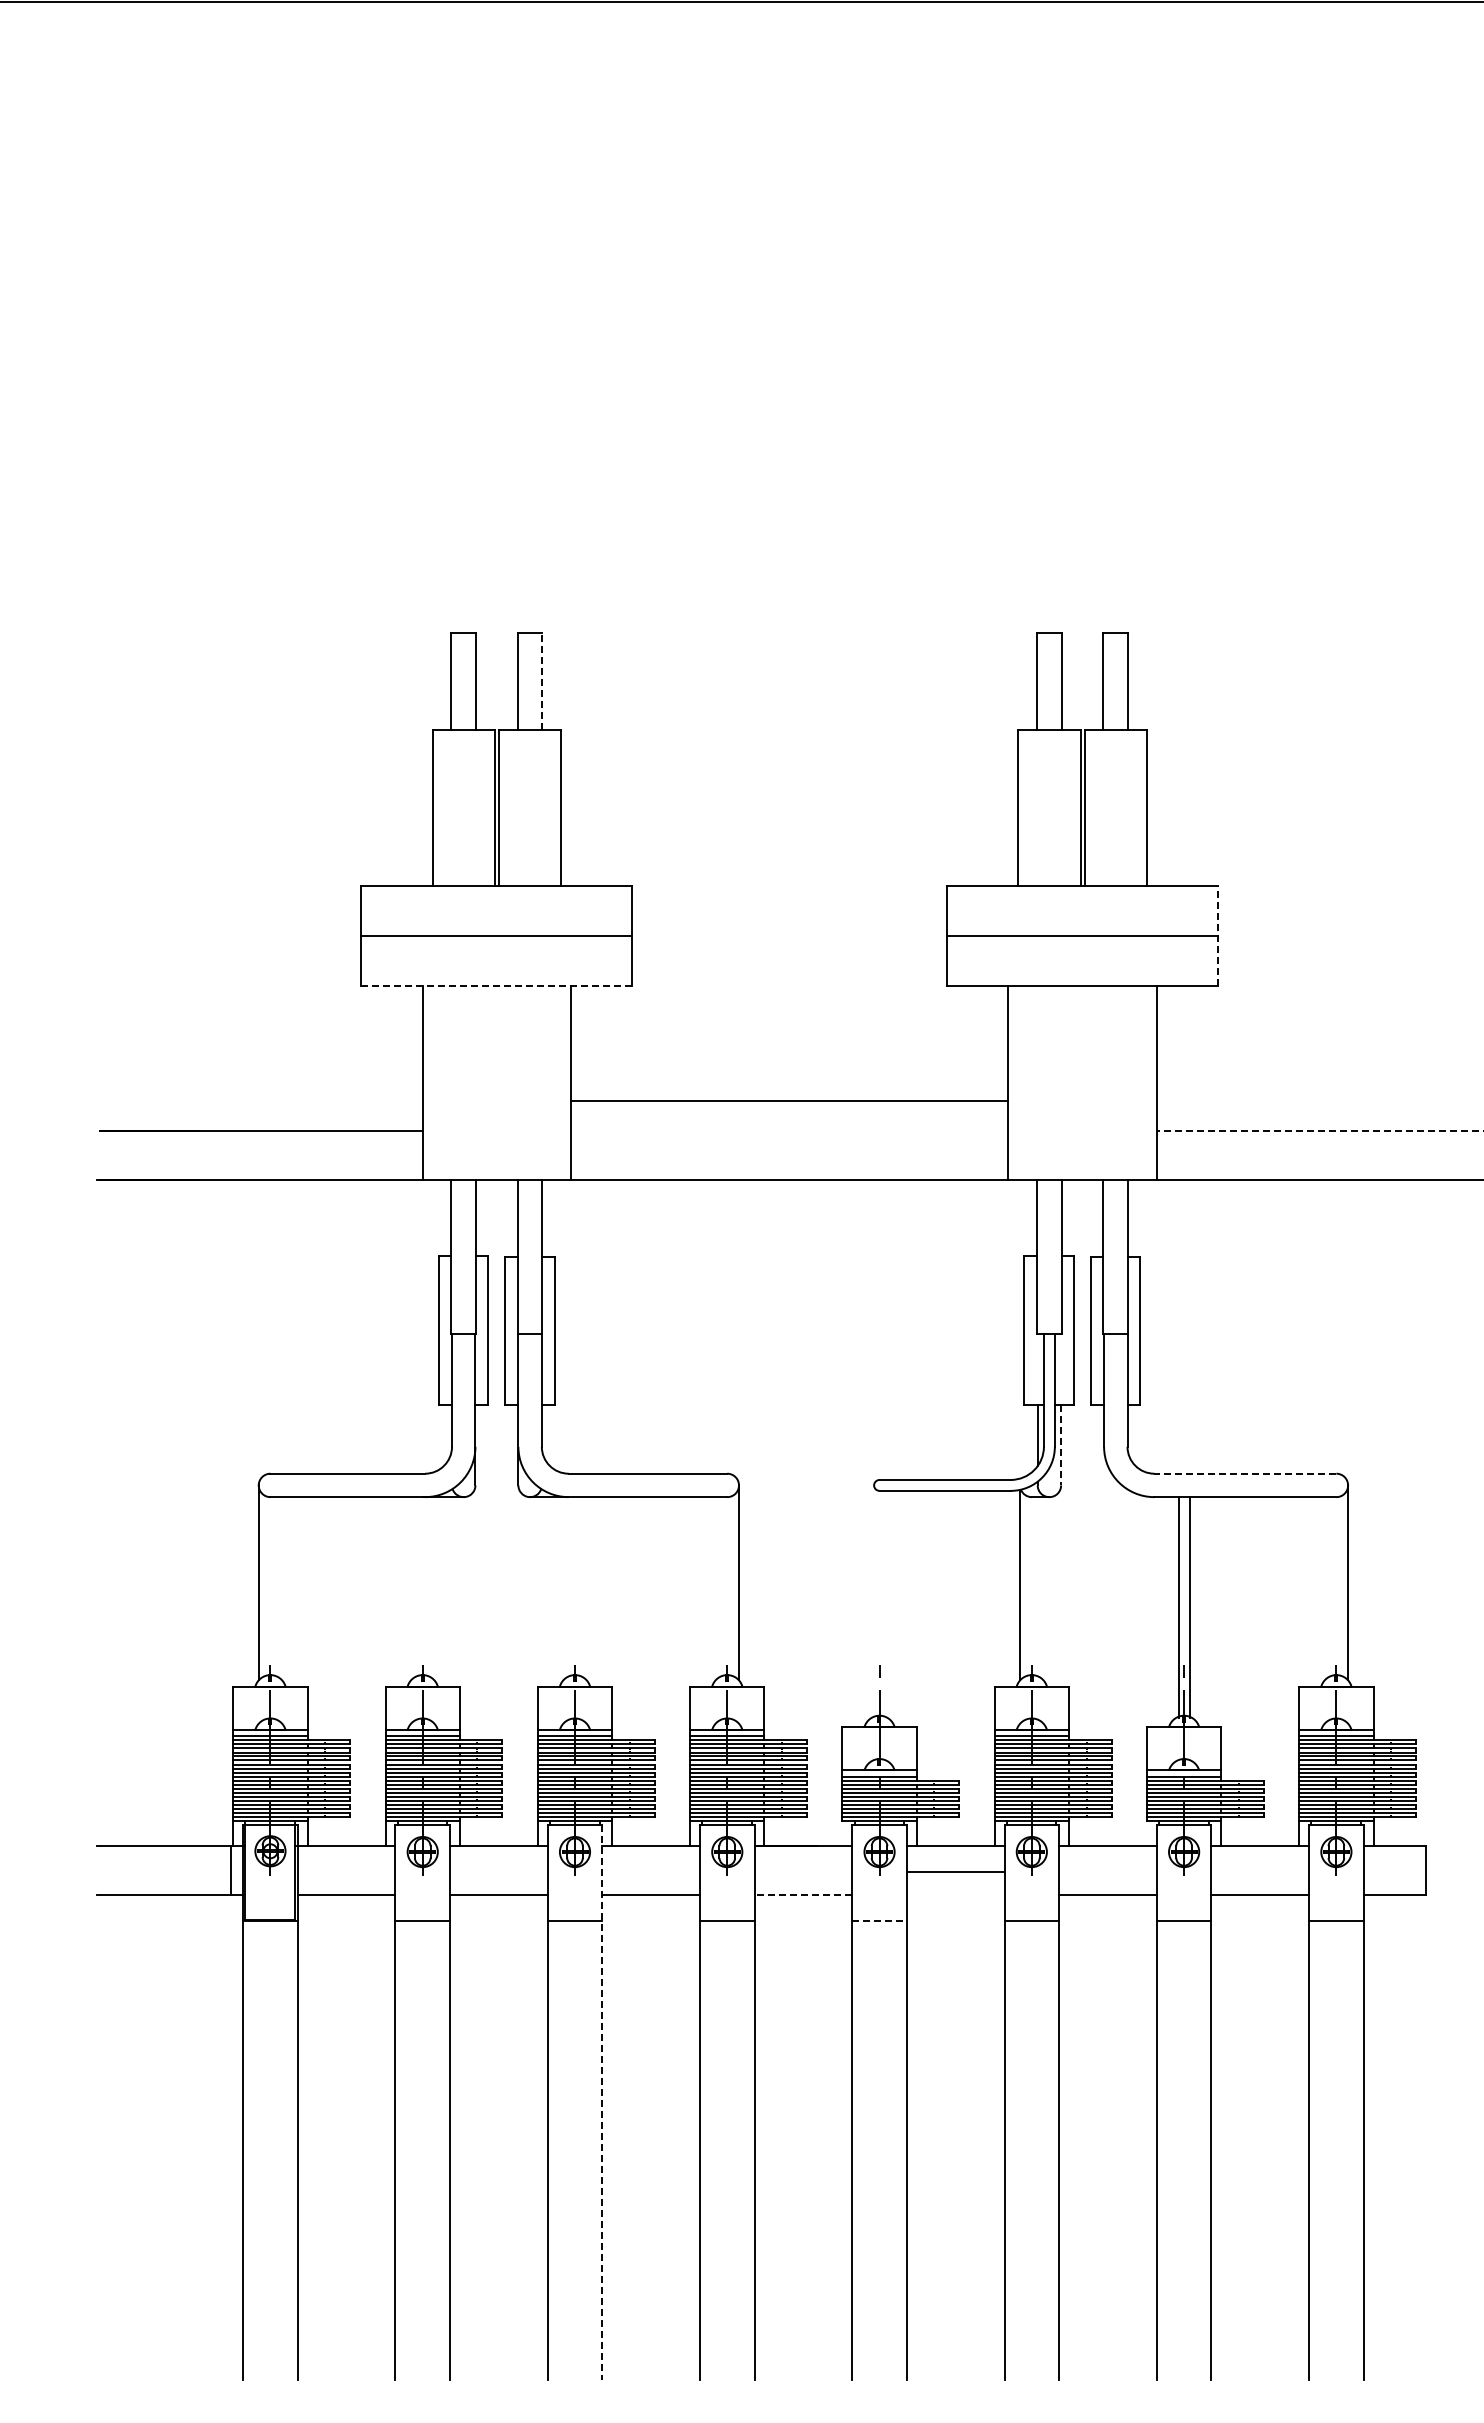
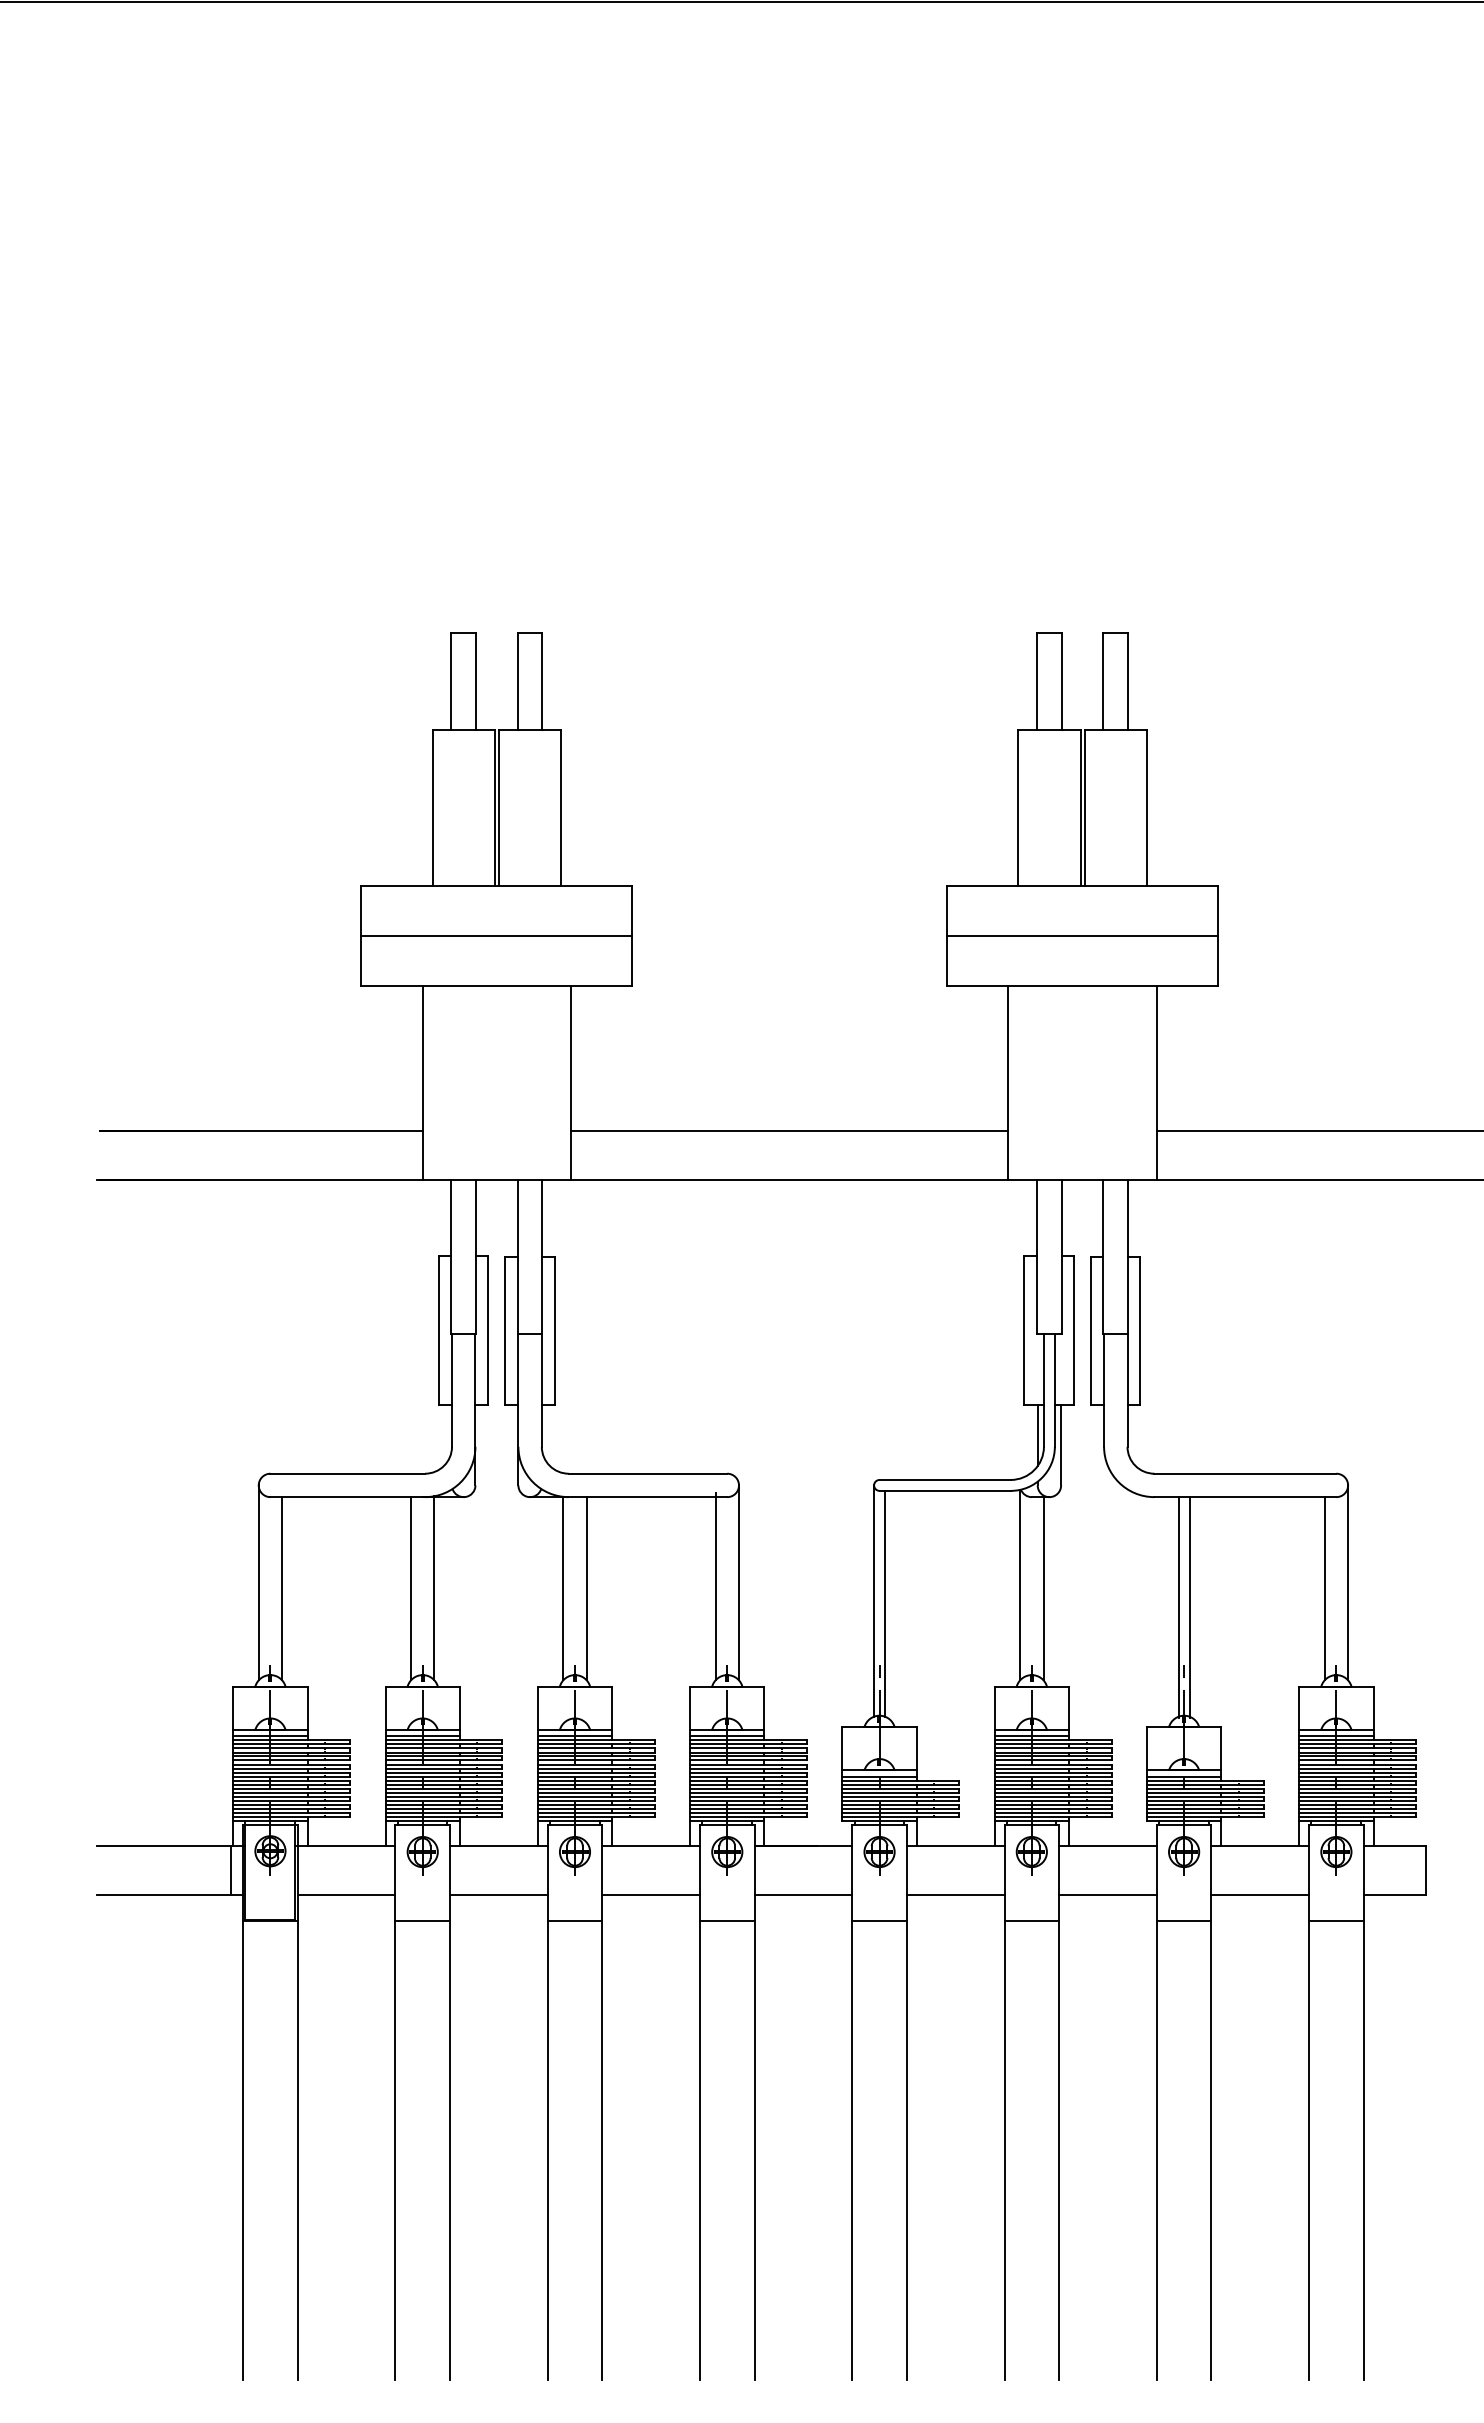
line: dashed -> solid (542, 681)
line: dashed -> solid (1218, 936)
line: dashed -> solid (496, 985)
line position: (789, 1100) -> (789, 1130) (789, 1130)
line: dashed -> solid (1319, 1130)
line: dashed -> solid (1061, 1445)
line: dashed -> solid (1245, 1473)
line: none -> present (715, 1586)
line: none -> present (434, 1587)
line: none -> present (282, 1588)
line: none -> present (411, 1588)
line: none -> present (563, 1588)
line: none -> present (586, 1588)
line: none -> present (1043, 1588)
line: none -> present (1324, 1588)
line: none -> present (874, 1600)
line: none -> present (885, 1603)
line position: (955, 1872) -> (955, 1895) (955, 1895)
line: dashed -> solid (803, 1895)
line: dashed -> solid (880, 1921)
line: dashed -> solid (602, 2102)
